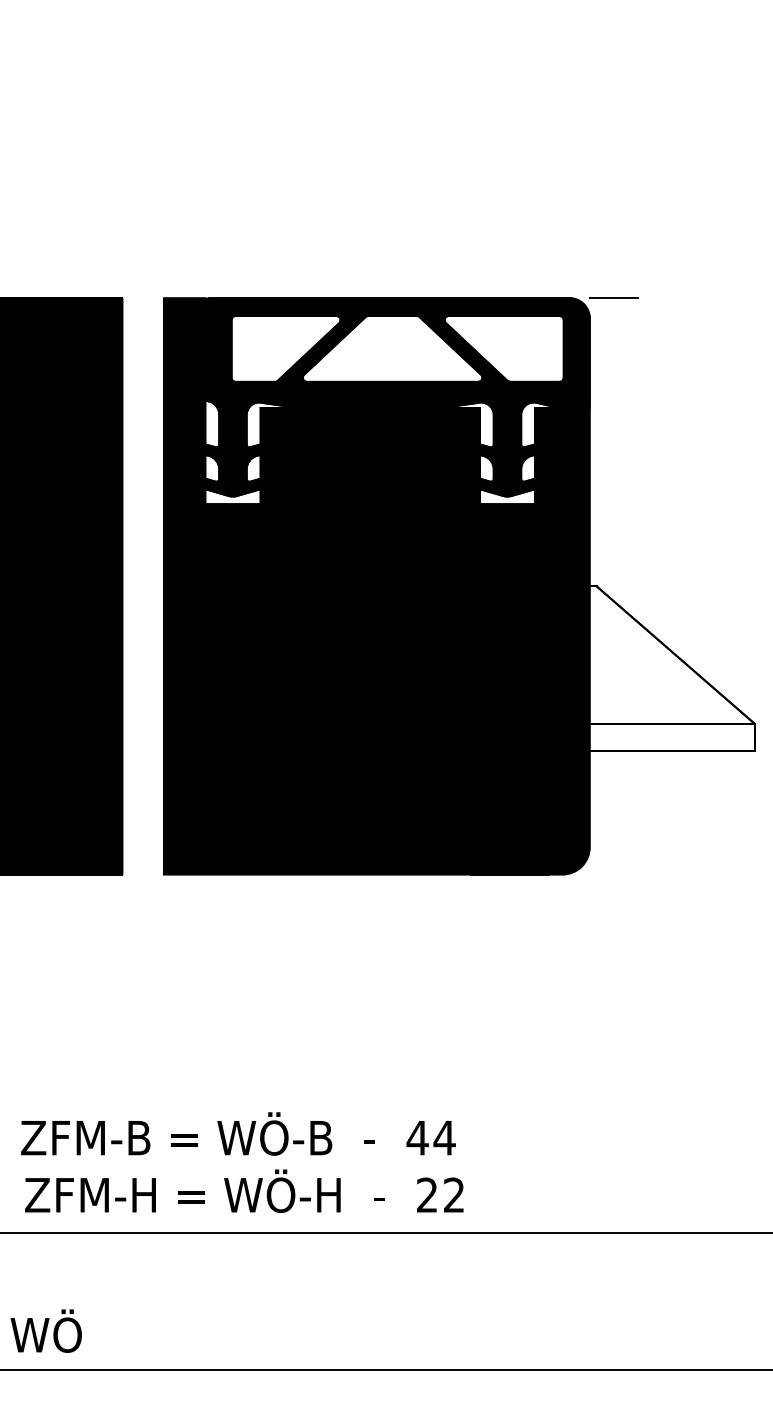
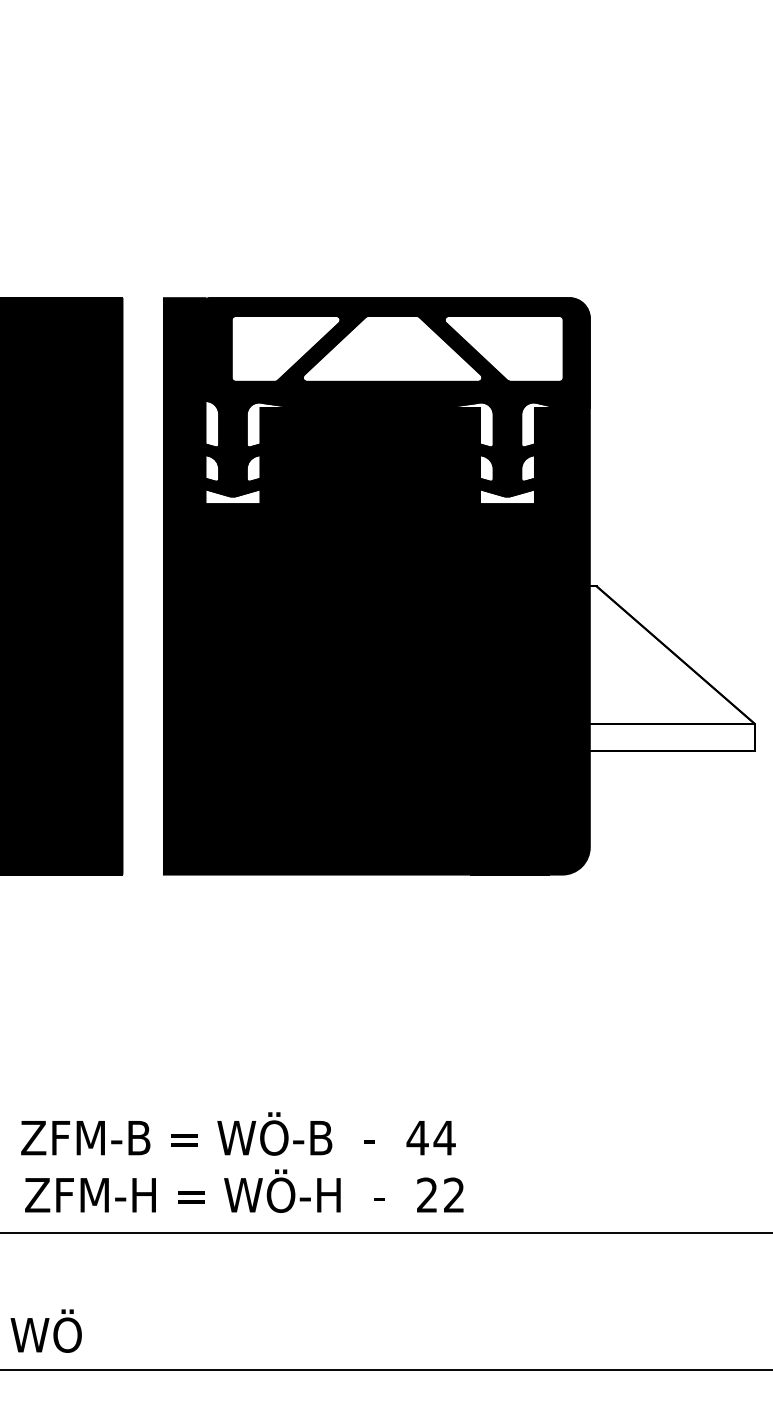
line: present -> none (613, 298)
